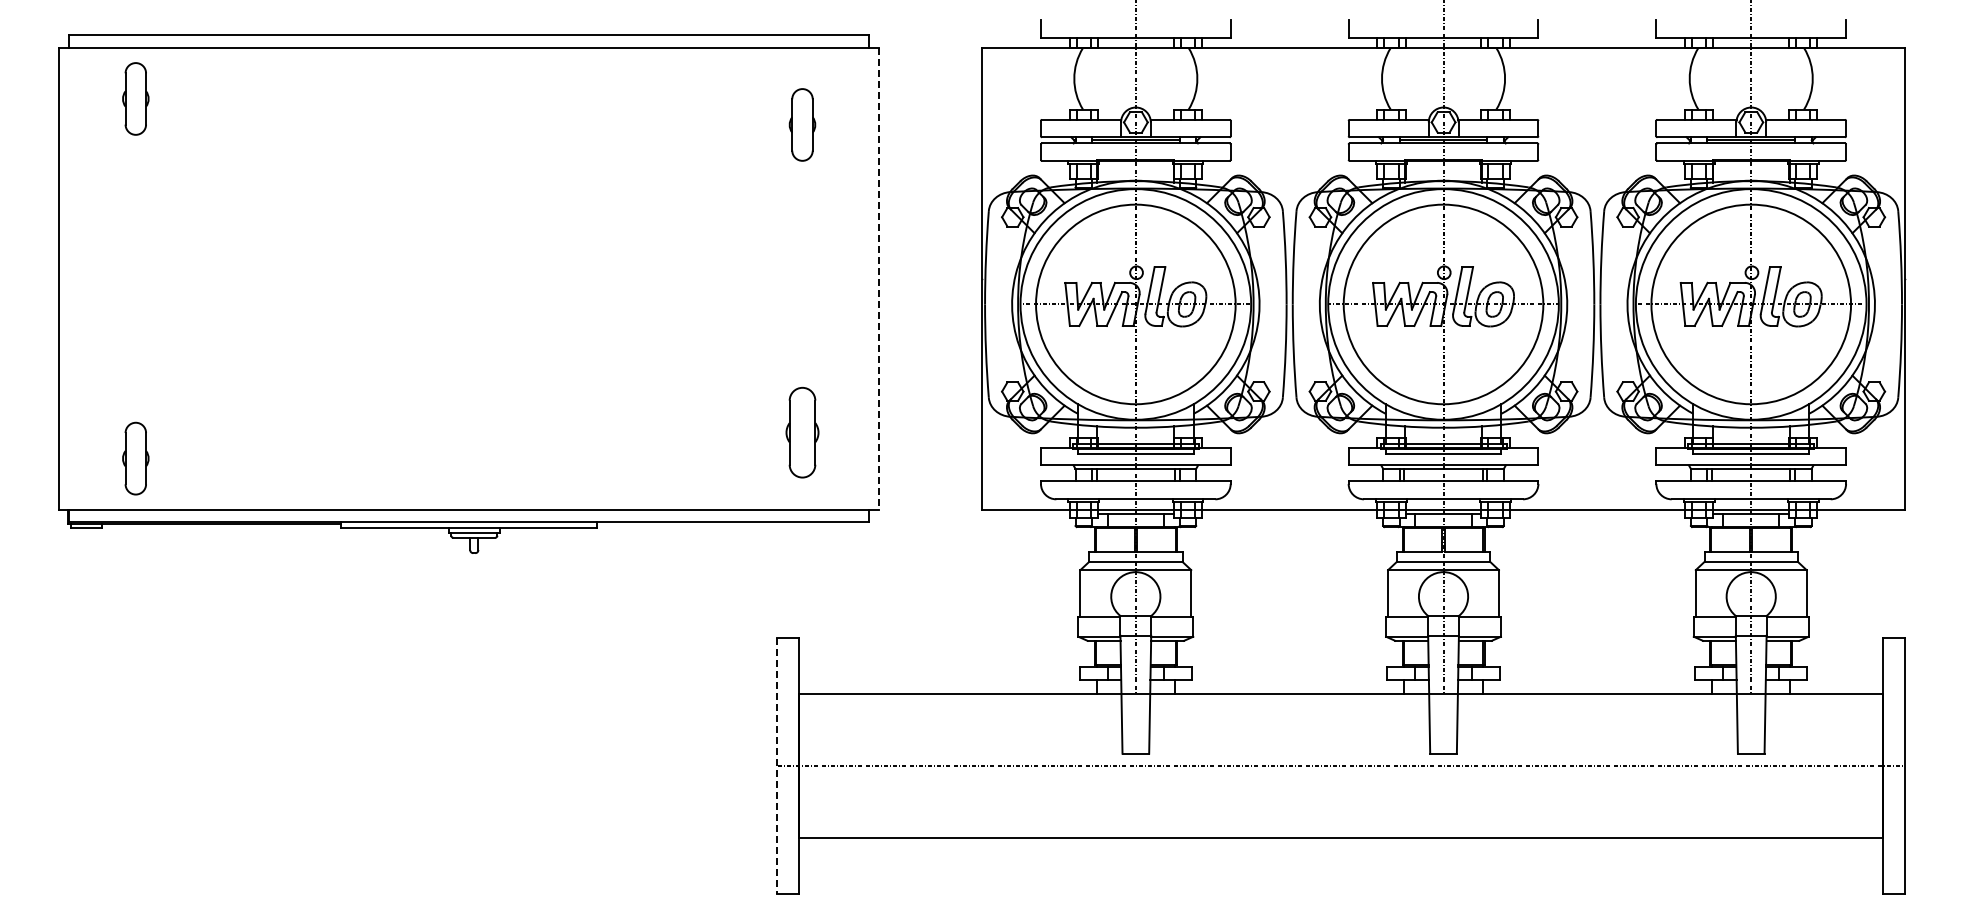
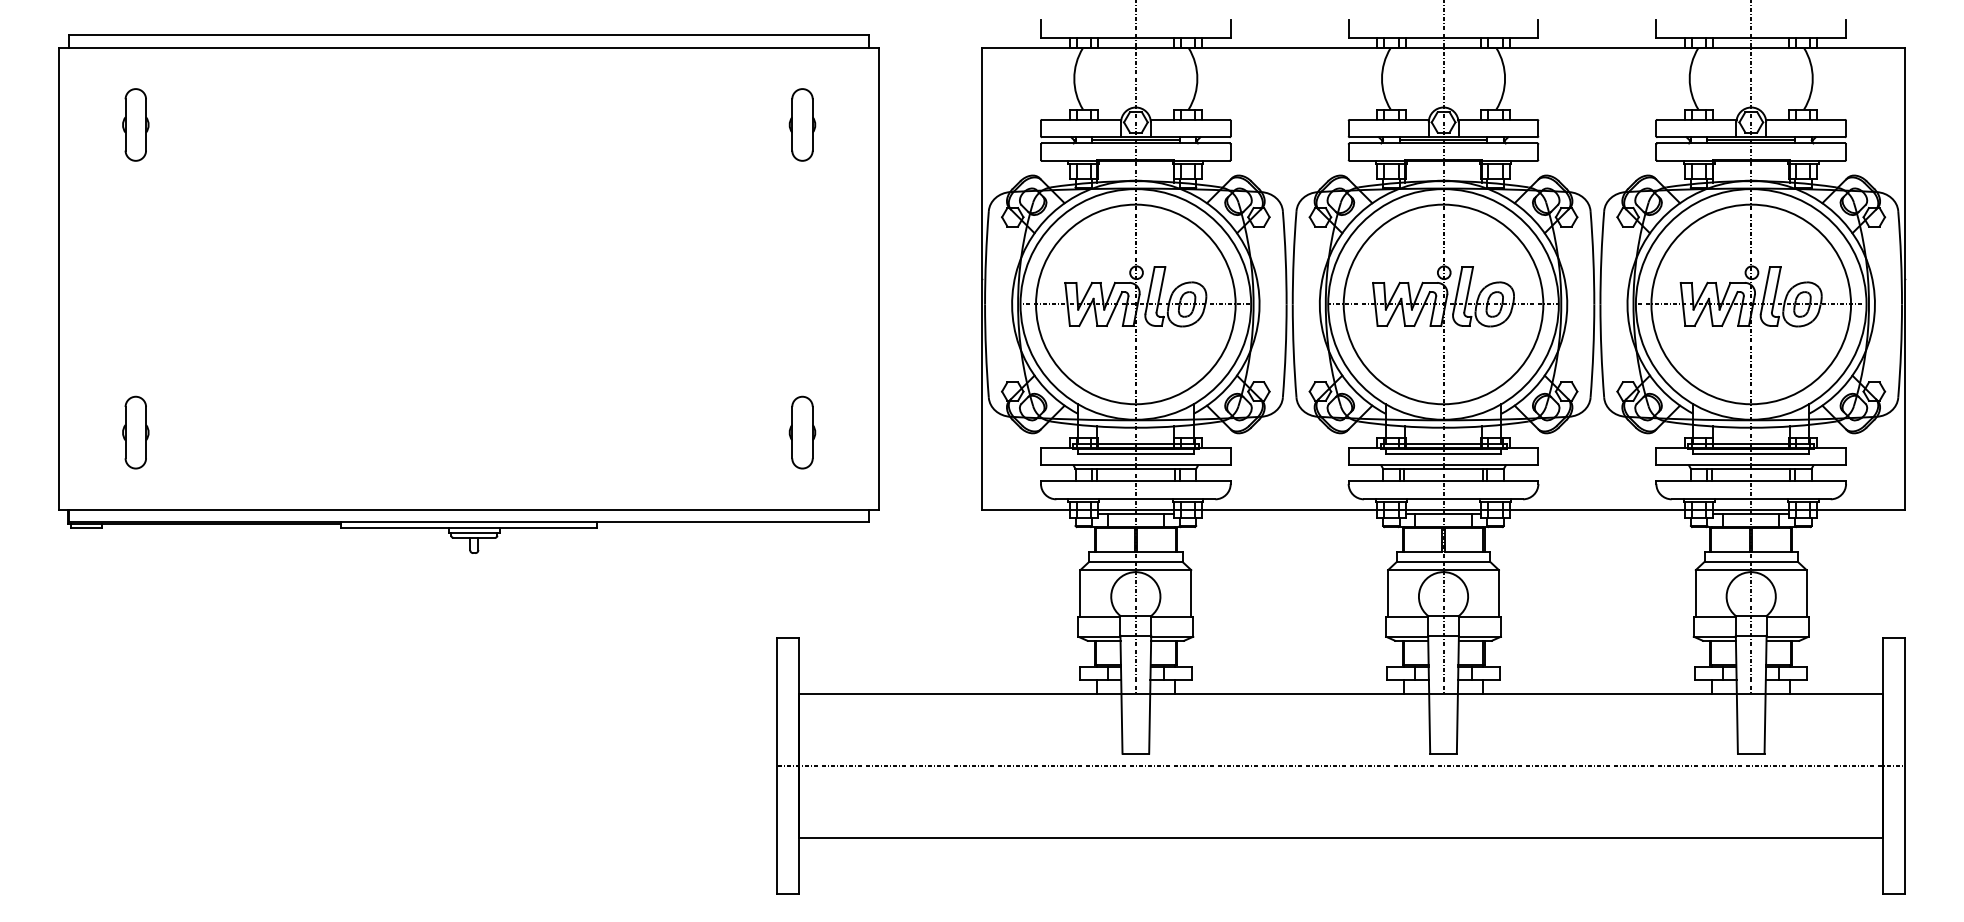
part position: (135, 98) -> (135, 124) (135, 124)
line: dashed -> solid (879, 278)
part size: 35x93 px -> 29x75 px (802, 432)
part position: (135, 458) -> (135, 432) (135, 432)
line: dashed -> solid (776, 766)
